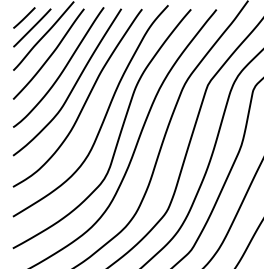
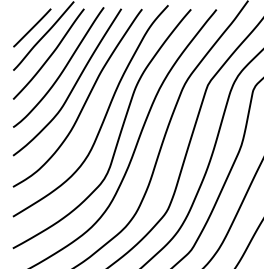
line: present -> none (24, 17)
